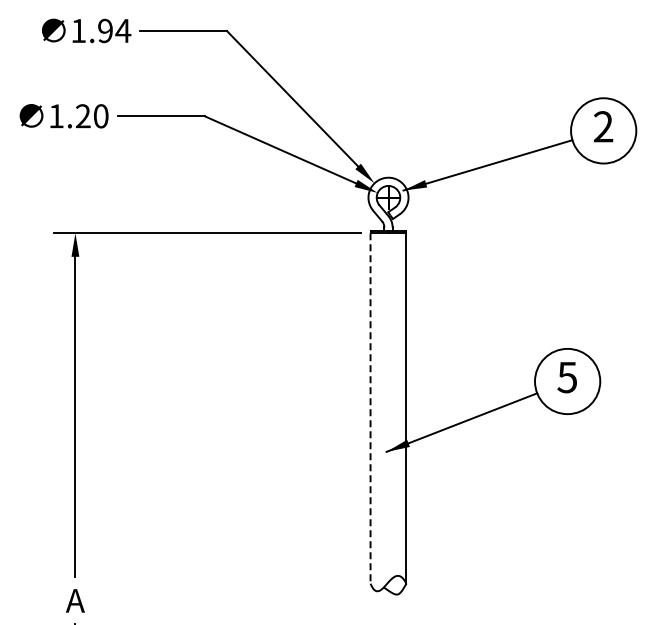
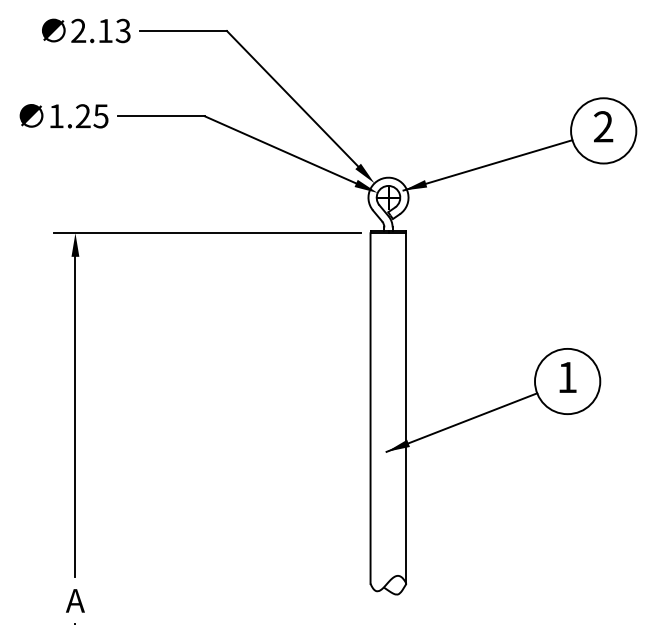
text: 1.94 -> 2.13 (101, 30)
text: 1.20 -> 1.25 (100, 116)
text: 5 -> 1 (566, 377)
line: dashed -> solid (370, 408)
